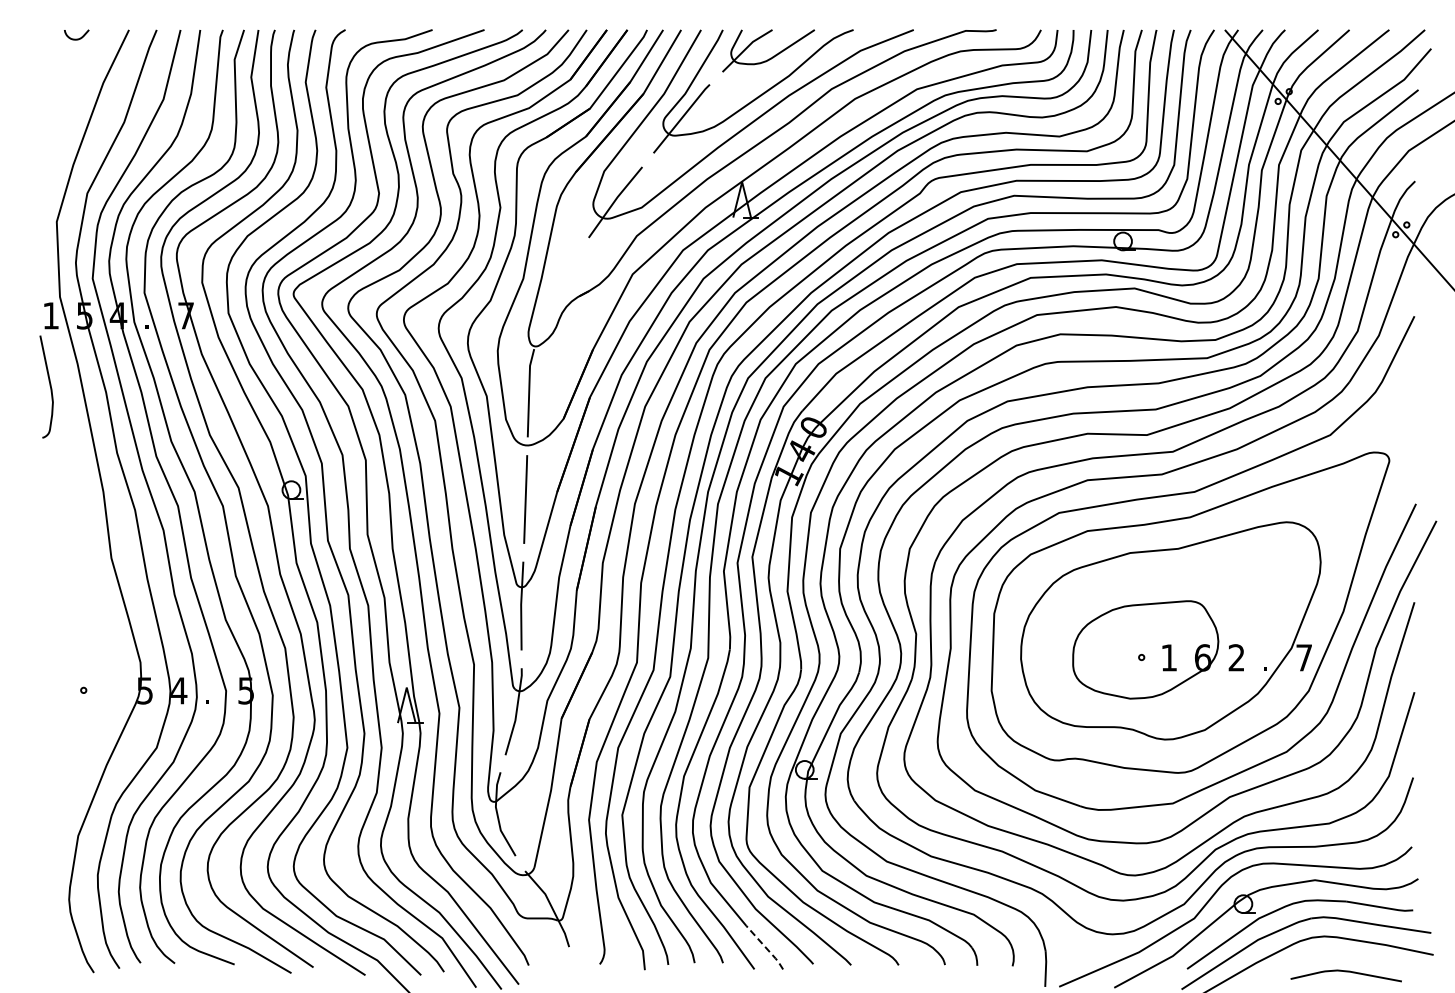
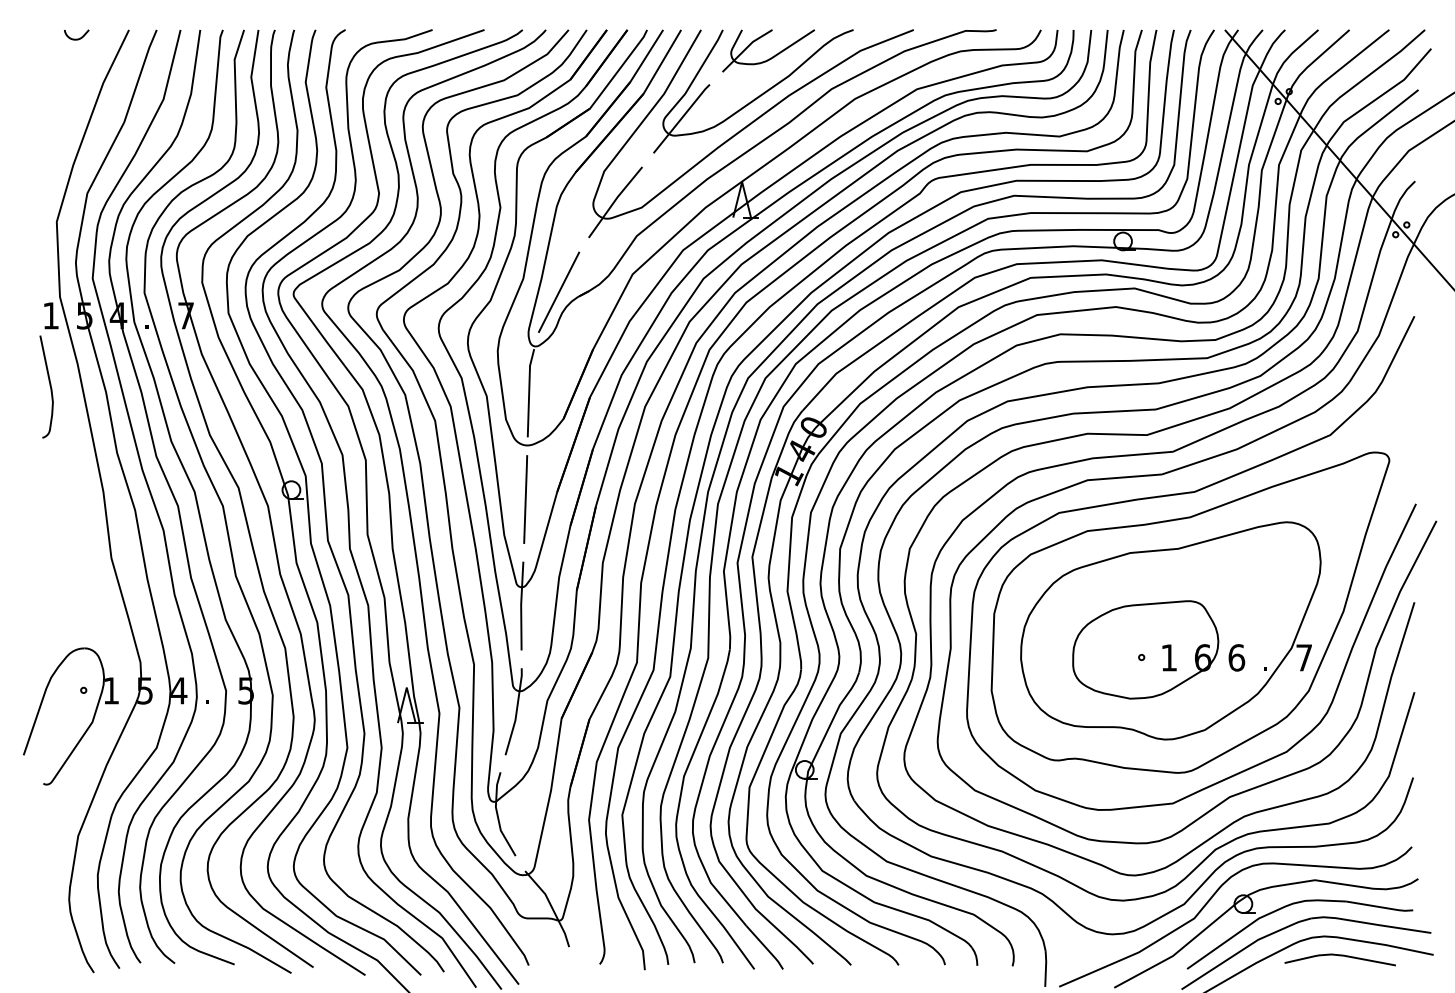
line: none -> present (559, 291)
text: 2 -> 6 (1236, 657)
part: none -> present (87, 727)
line: dashed -> solid (766, 948)
curve position: (1345, 972) -> (1339, 956) (1339, 956)
